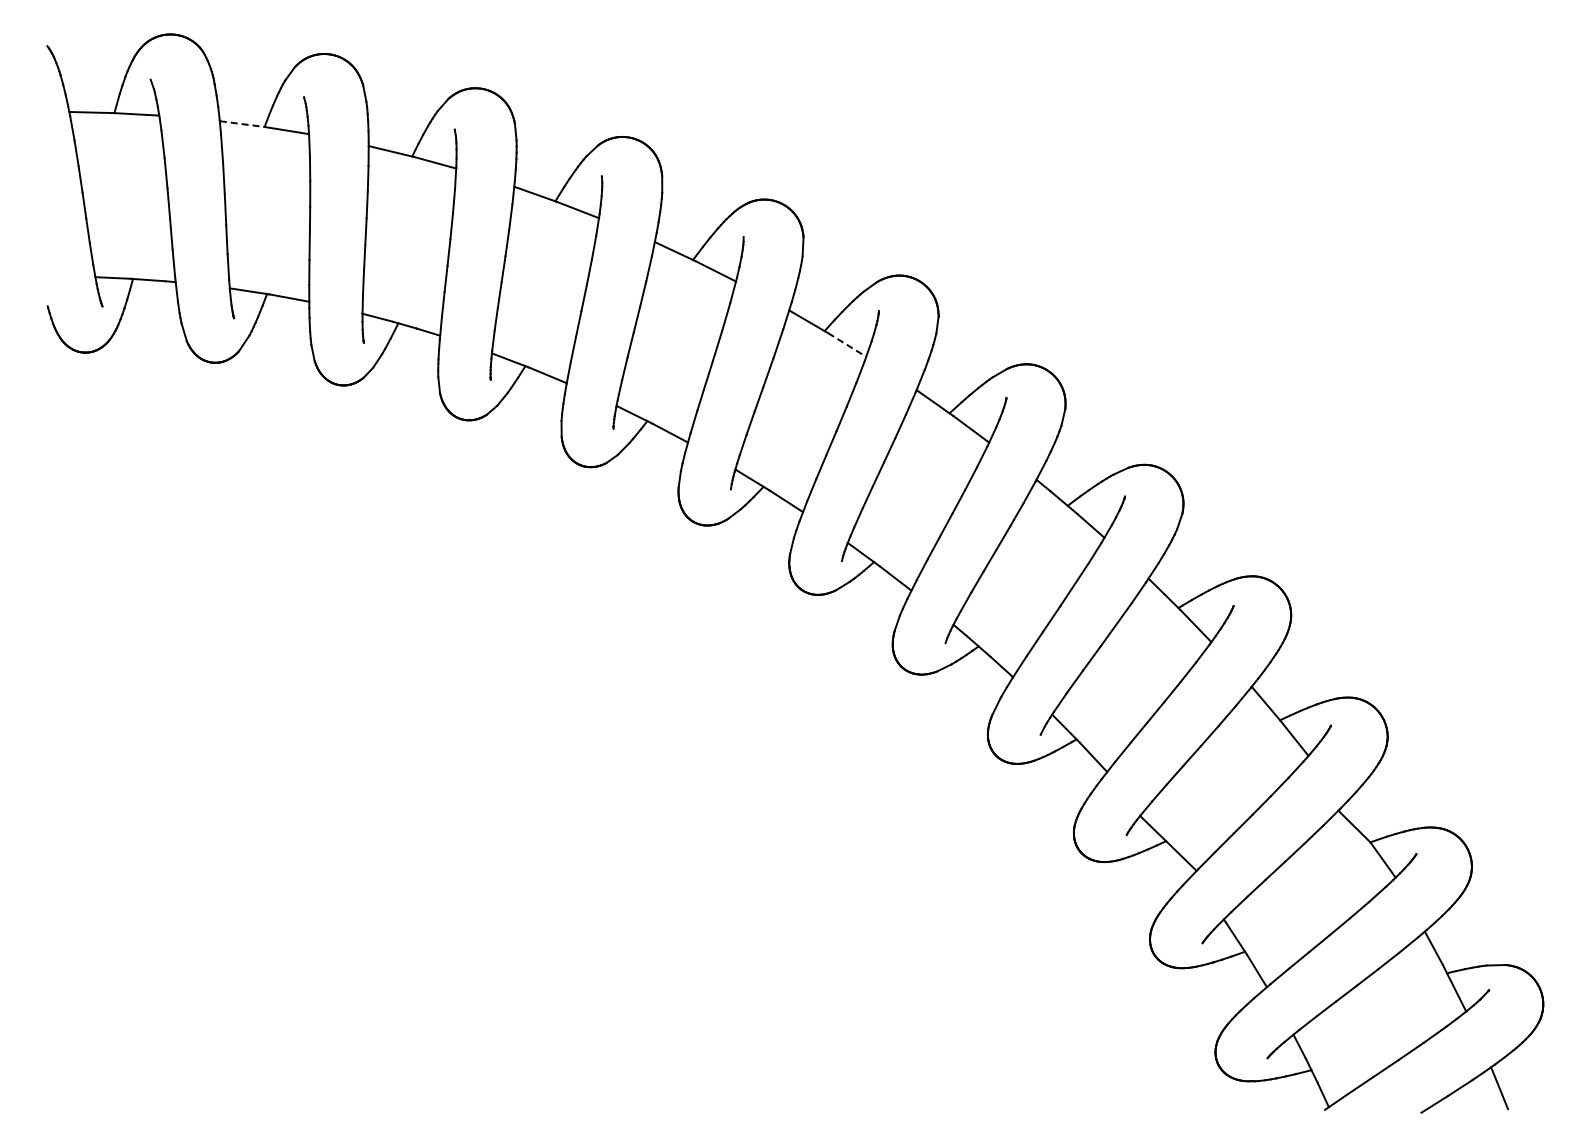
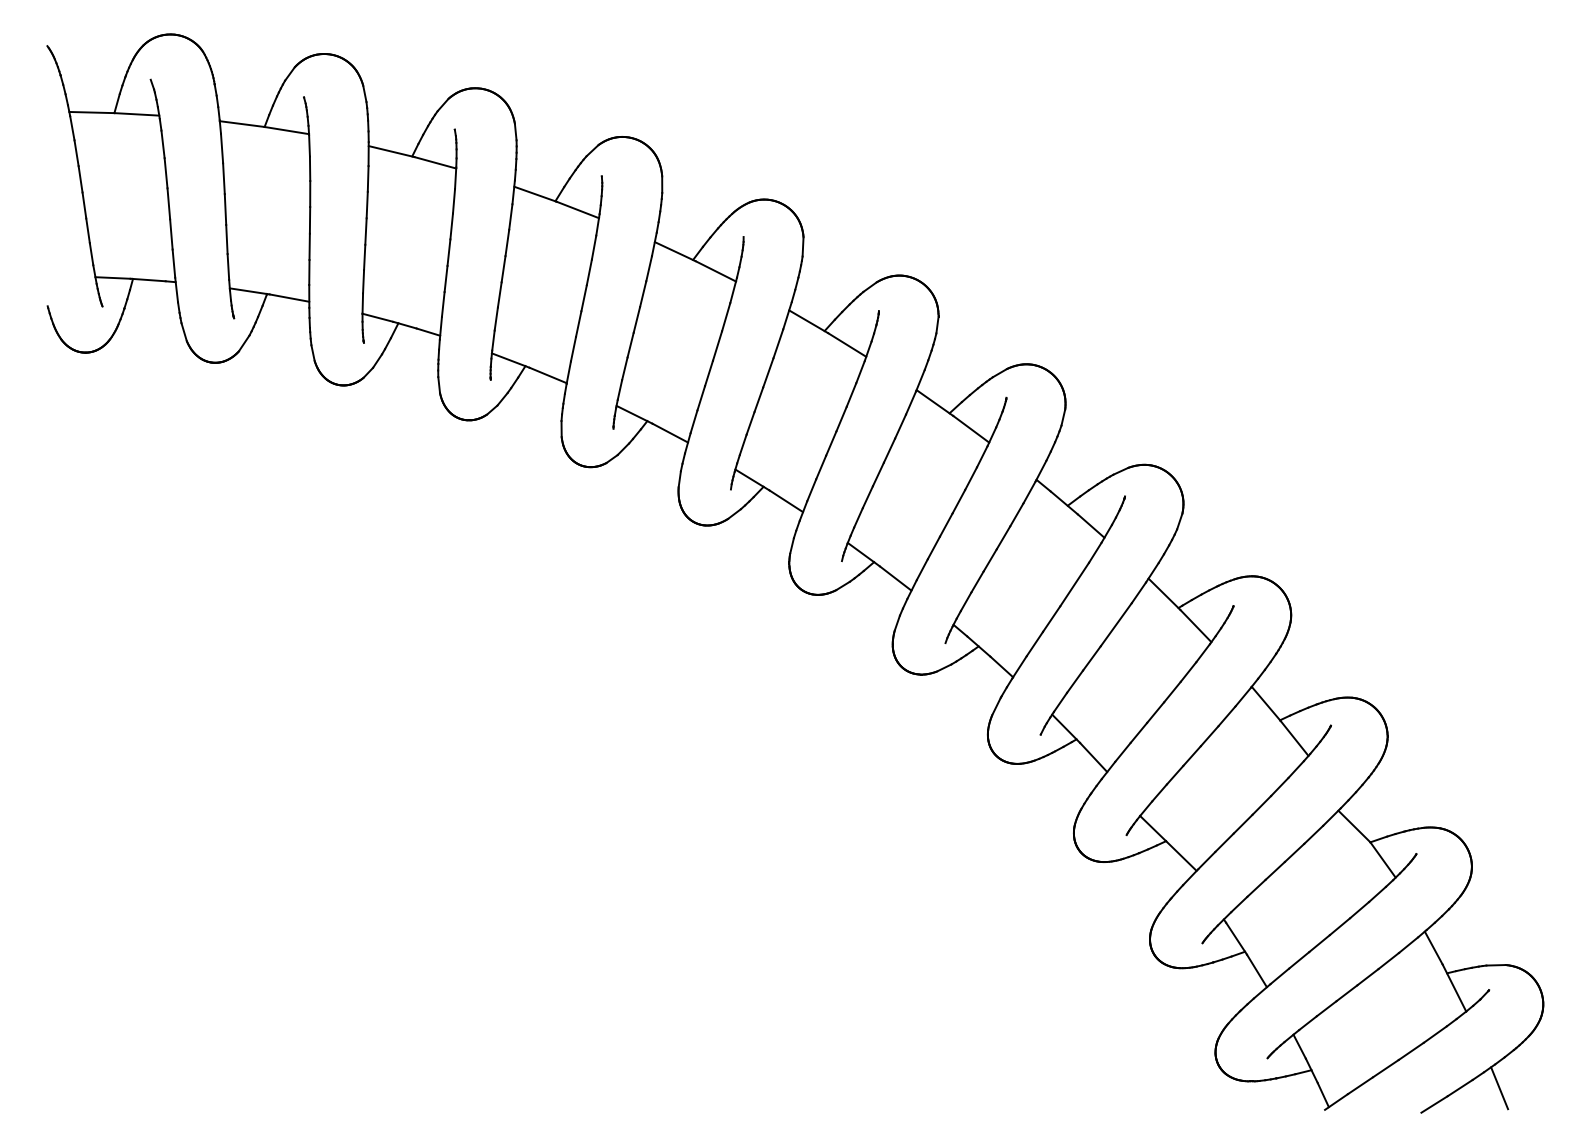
line: dashed -> solid (242, 124)
line: dashed -> solid (847, 345)
